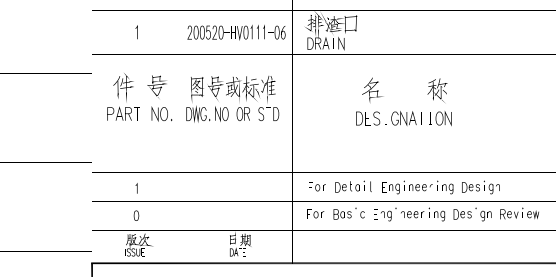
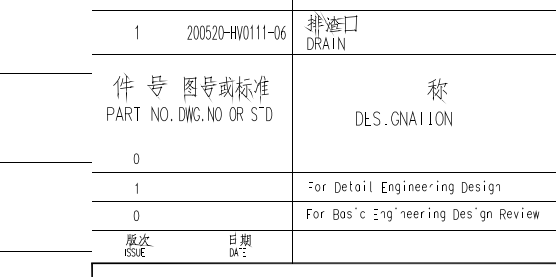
part: present -> none (372, 90)
part position: (232, 99) -> (225, 99) (225, 99)
part: none -> present (136, 158)
